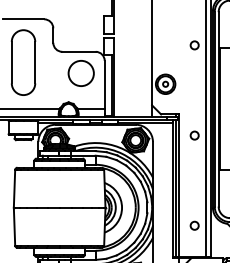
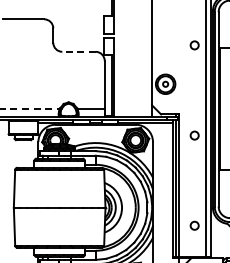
line: solid -> dashed (79, 51)
part: present -> none (23, 62)
circle: present -> none (80, 73)
line: solid -> dashed (30, 108)
